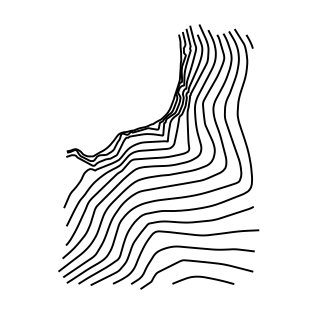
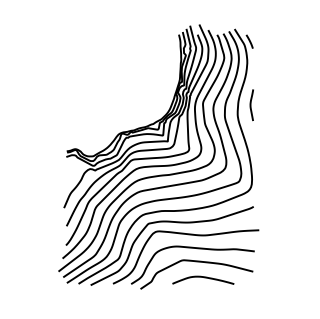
curve: none -> present (251, 105)
